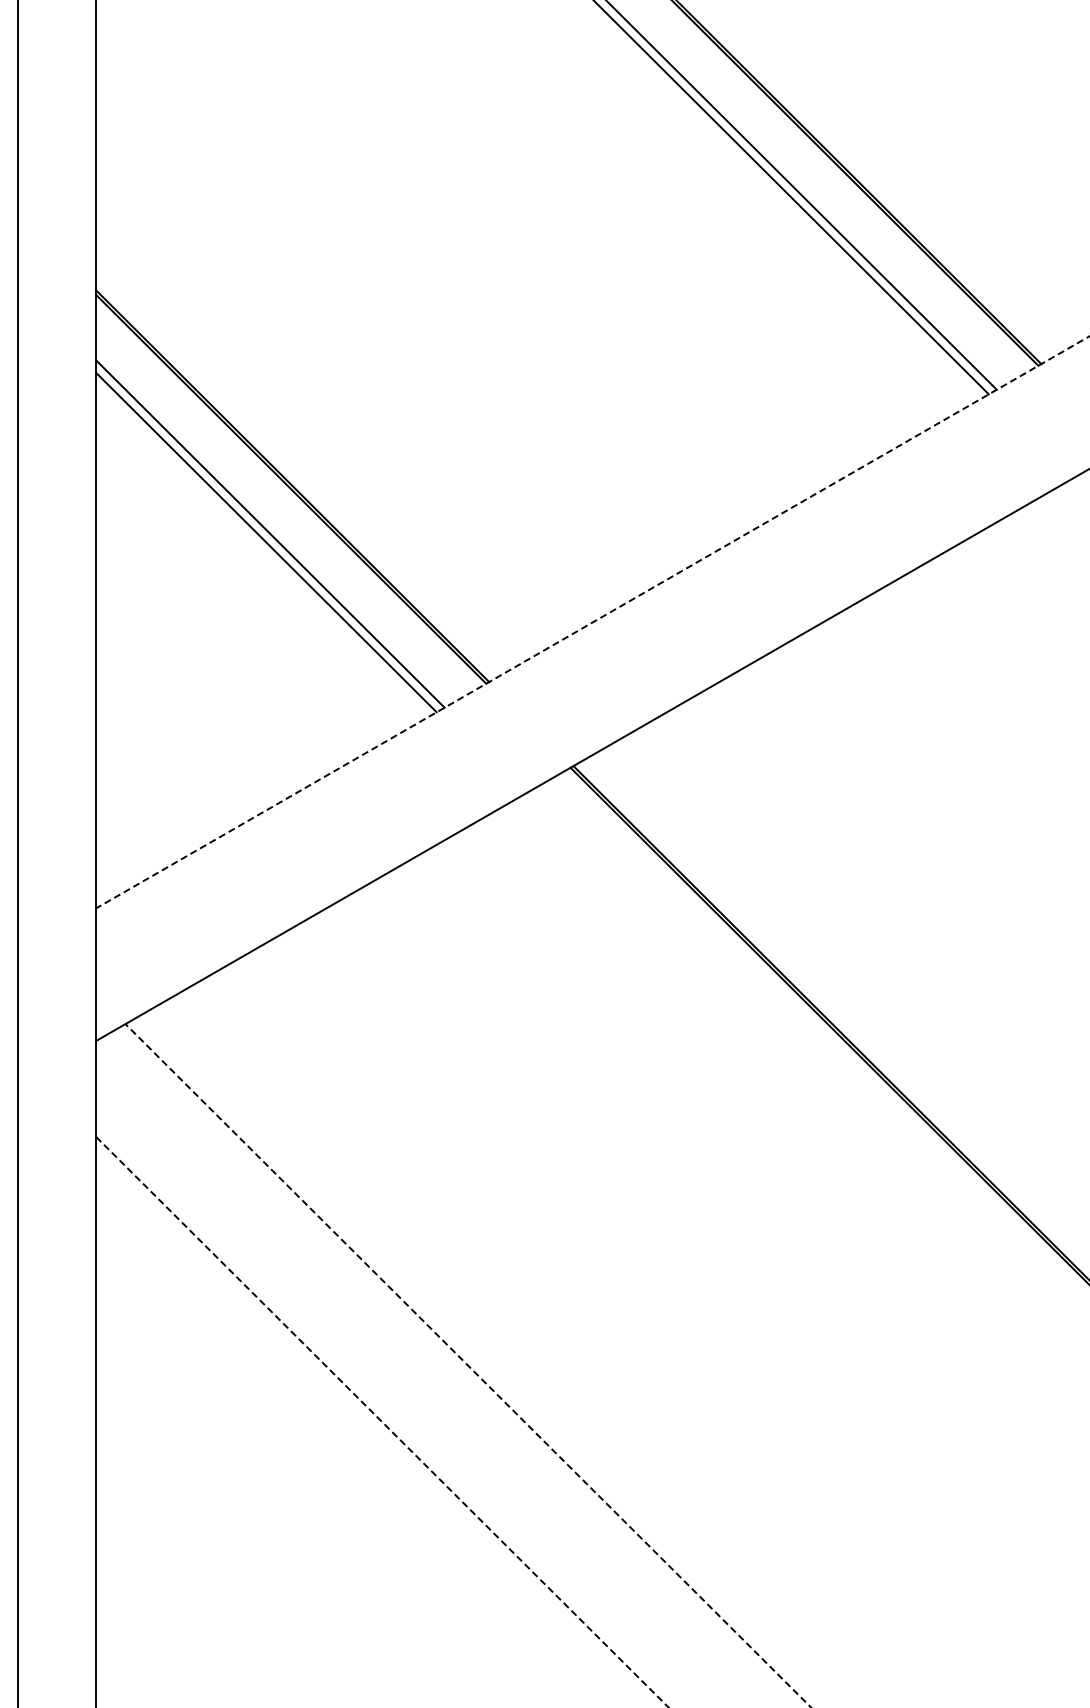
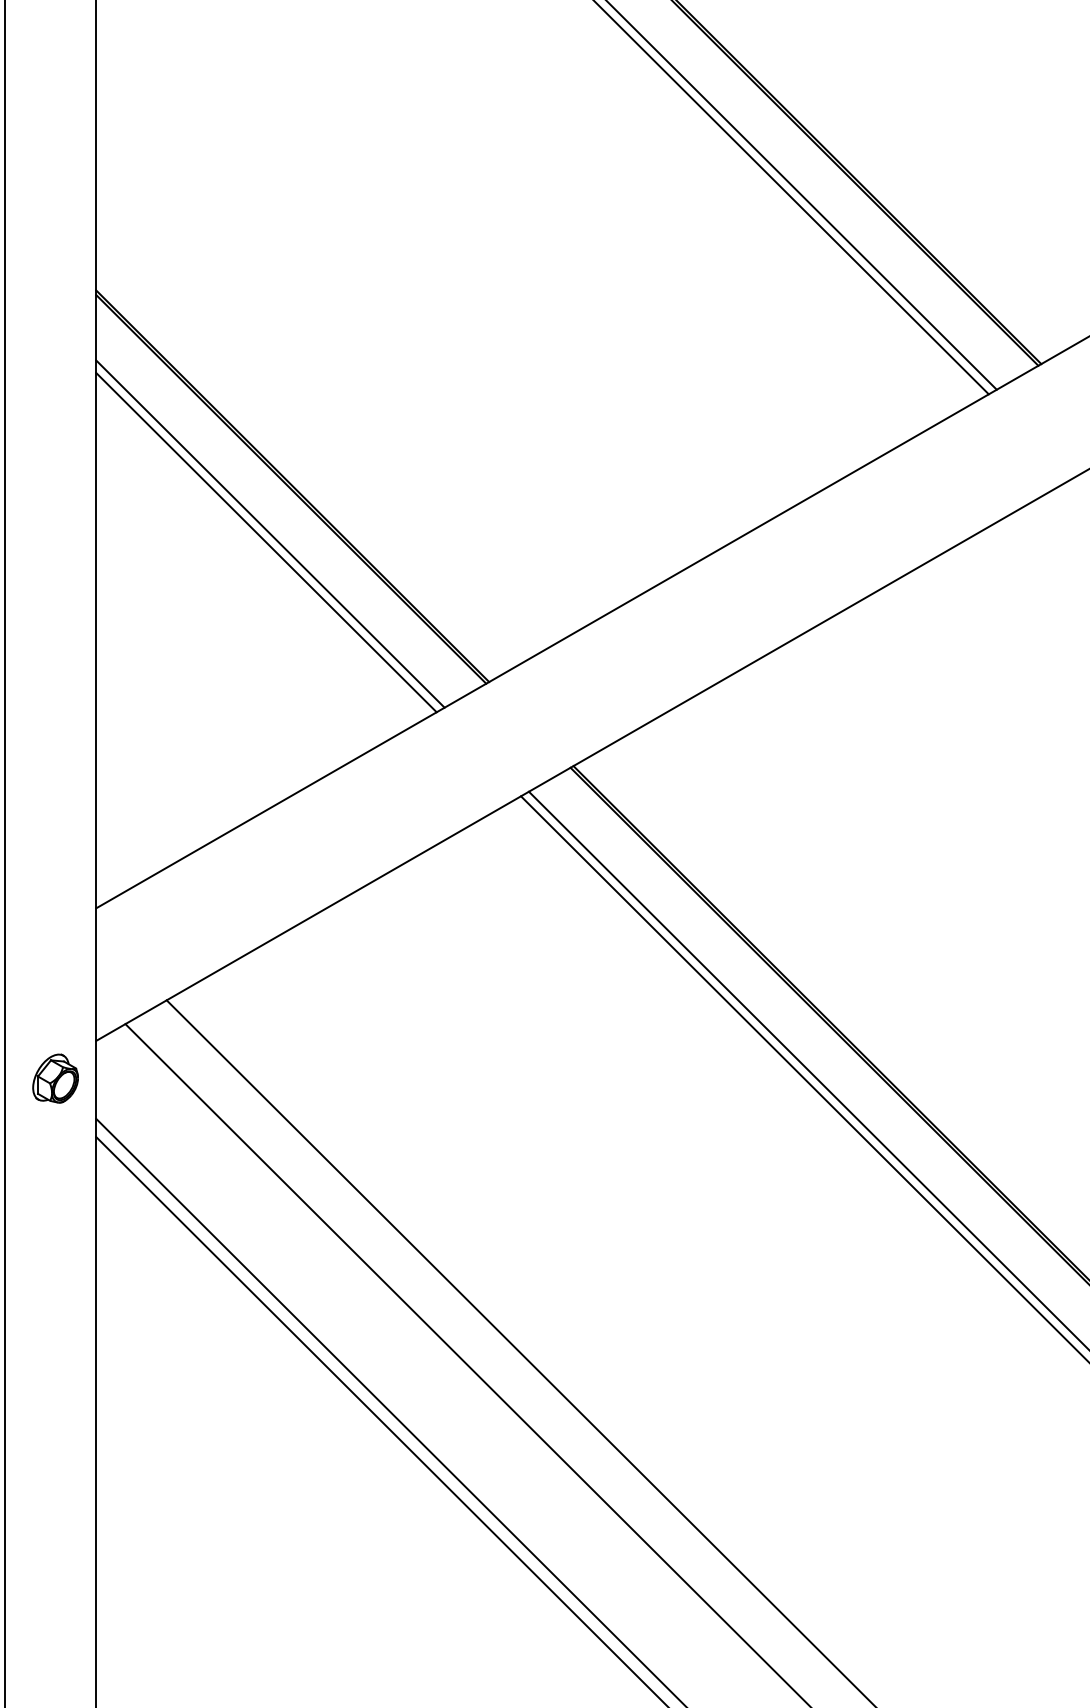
line: dashed -> solid (592, 622)
line position: (18, 853) -> (5, 853) (5, 853)
line: none -> present (807, 1069)
line: none -> present (803, 1077)
part: none -> present (55, 1078)
line: none -> present (519, 1352)
line: dashed -> solid (468, 1365)
line: none -> present (390, 1411)
line: dashed -> solid (382, 1422)
